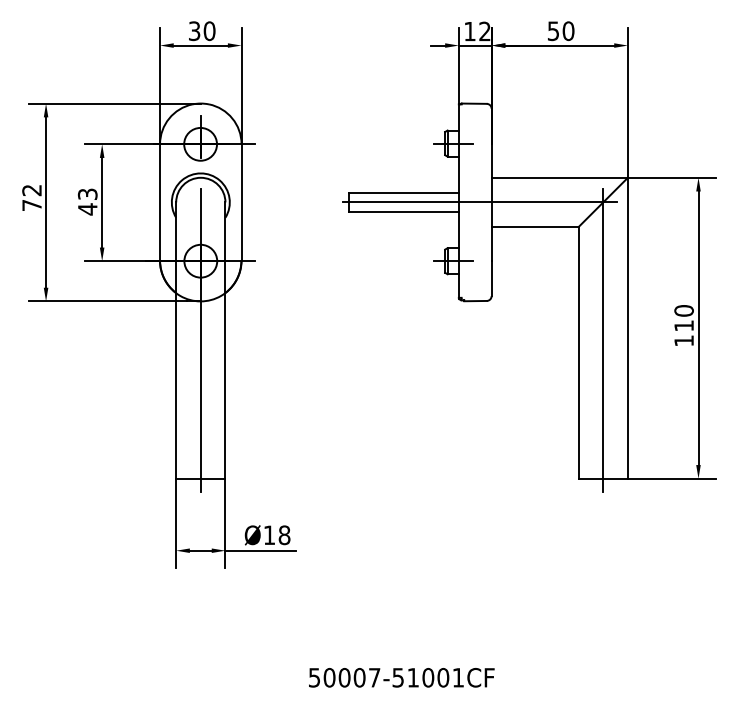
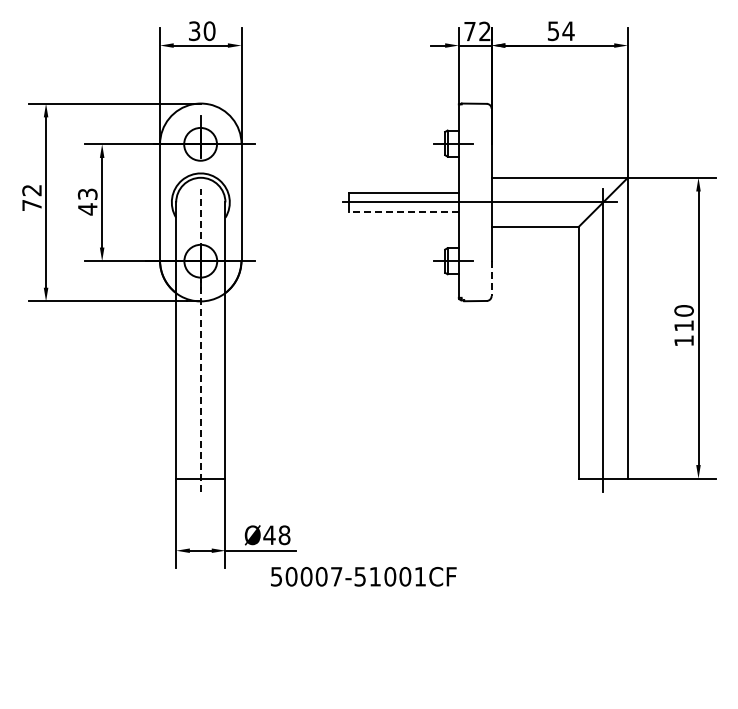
text: 12 -> 72 (469, 31)
text: 50 -> 54 (568, 31)
line: solid -> dashed (404, 212)
line: solid -> dashed (491, 278)
line: solid -> dashed (200, 340)
text: 18 -> 48 (269, 534)
text position: (401, 677) -> (363, 576) (363, 576)
